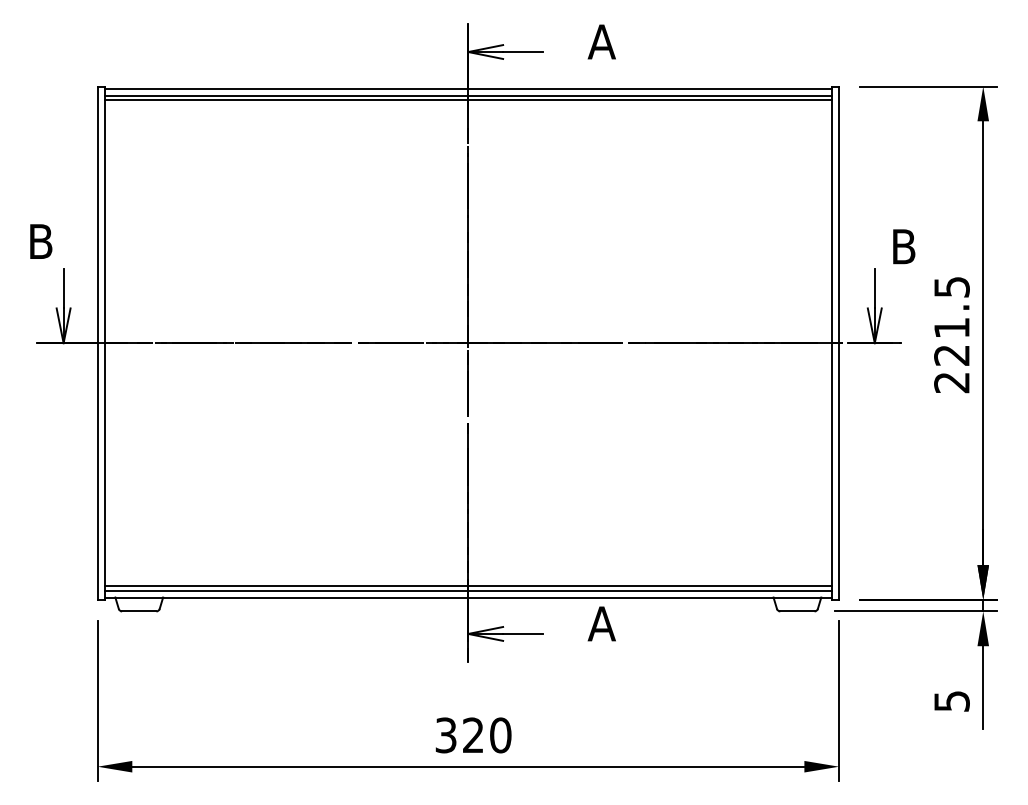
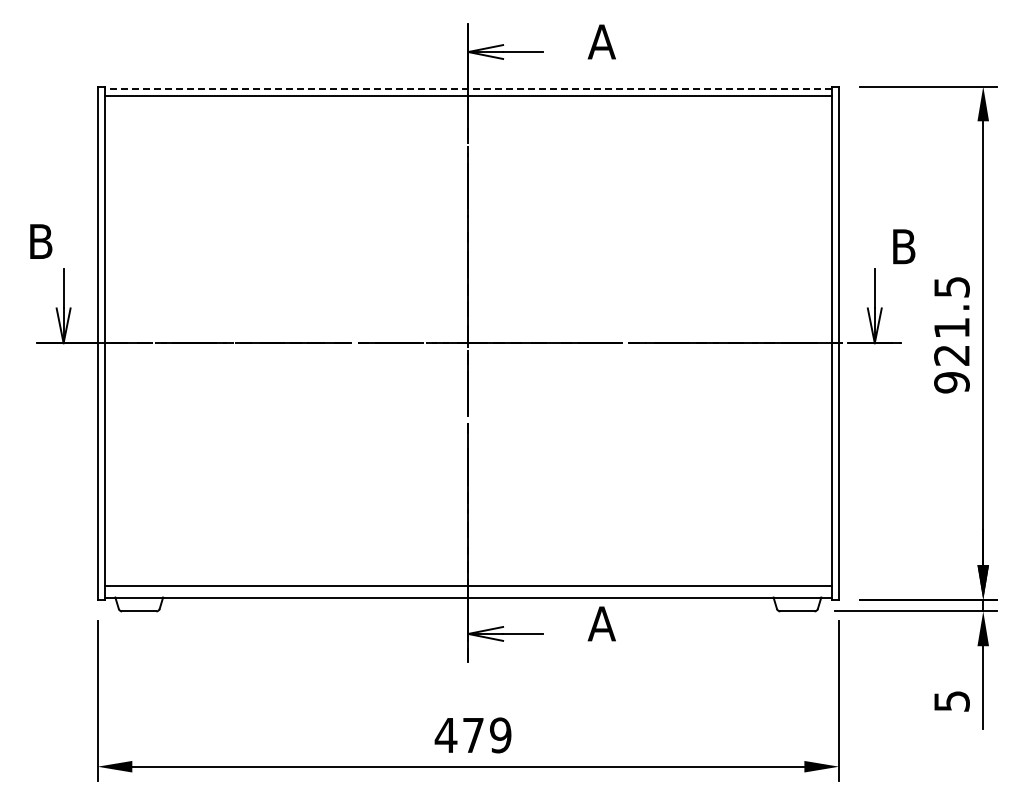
line: solid -> dashed (468, 88)
line: present -> none (468, 100)
text: 221.5 -> 921.5 (951, 382)
line: present -> none (468, 590)
text: 320 -> 479 (472, 735)
